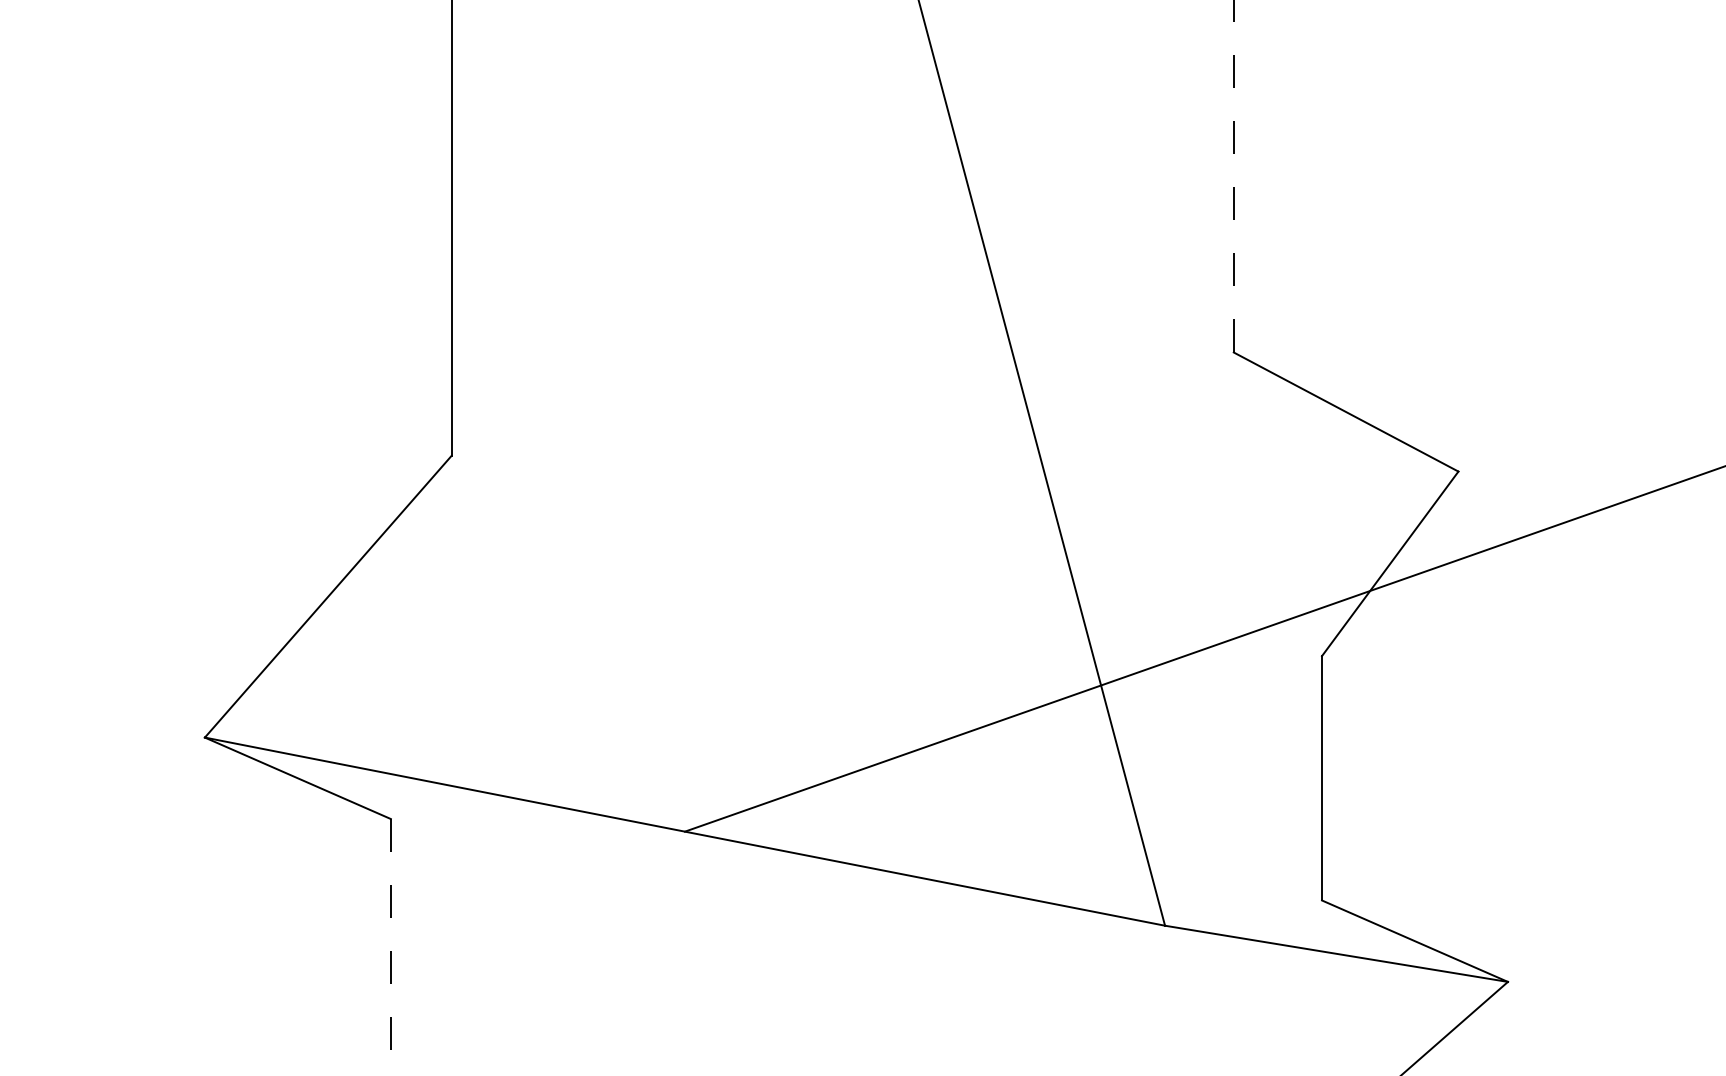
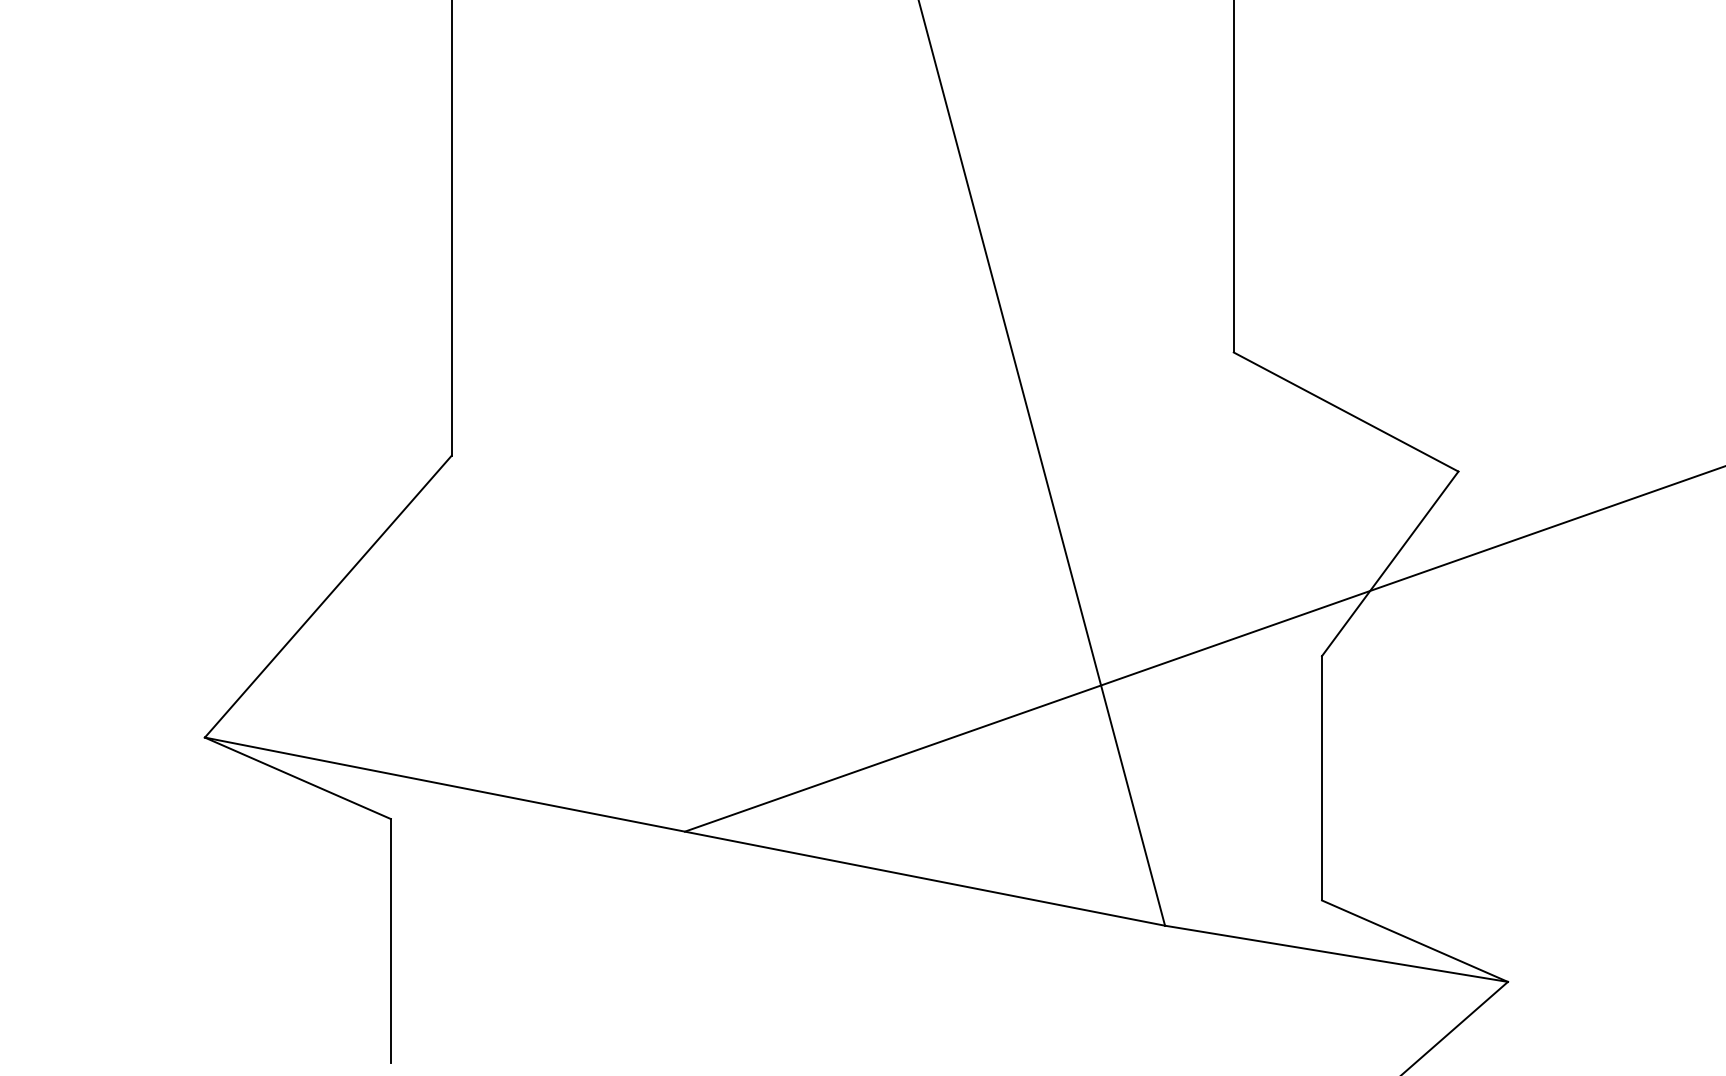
line: dashed -> solid (1233, 176)
line: dashed -> solid (390, 941)
